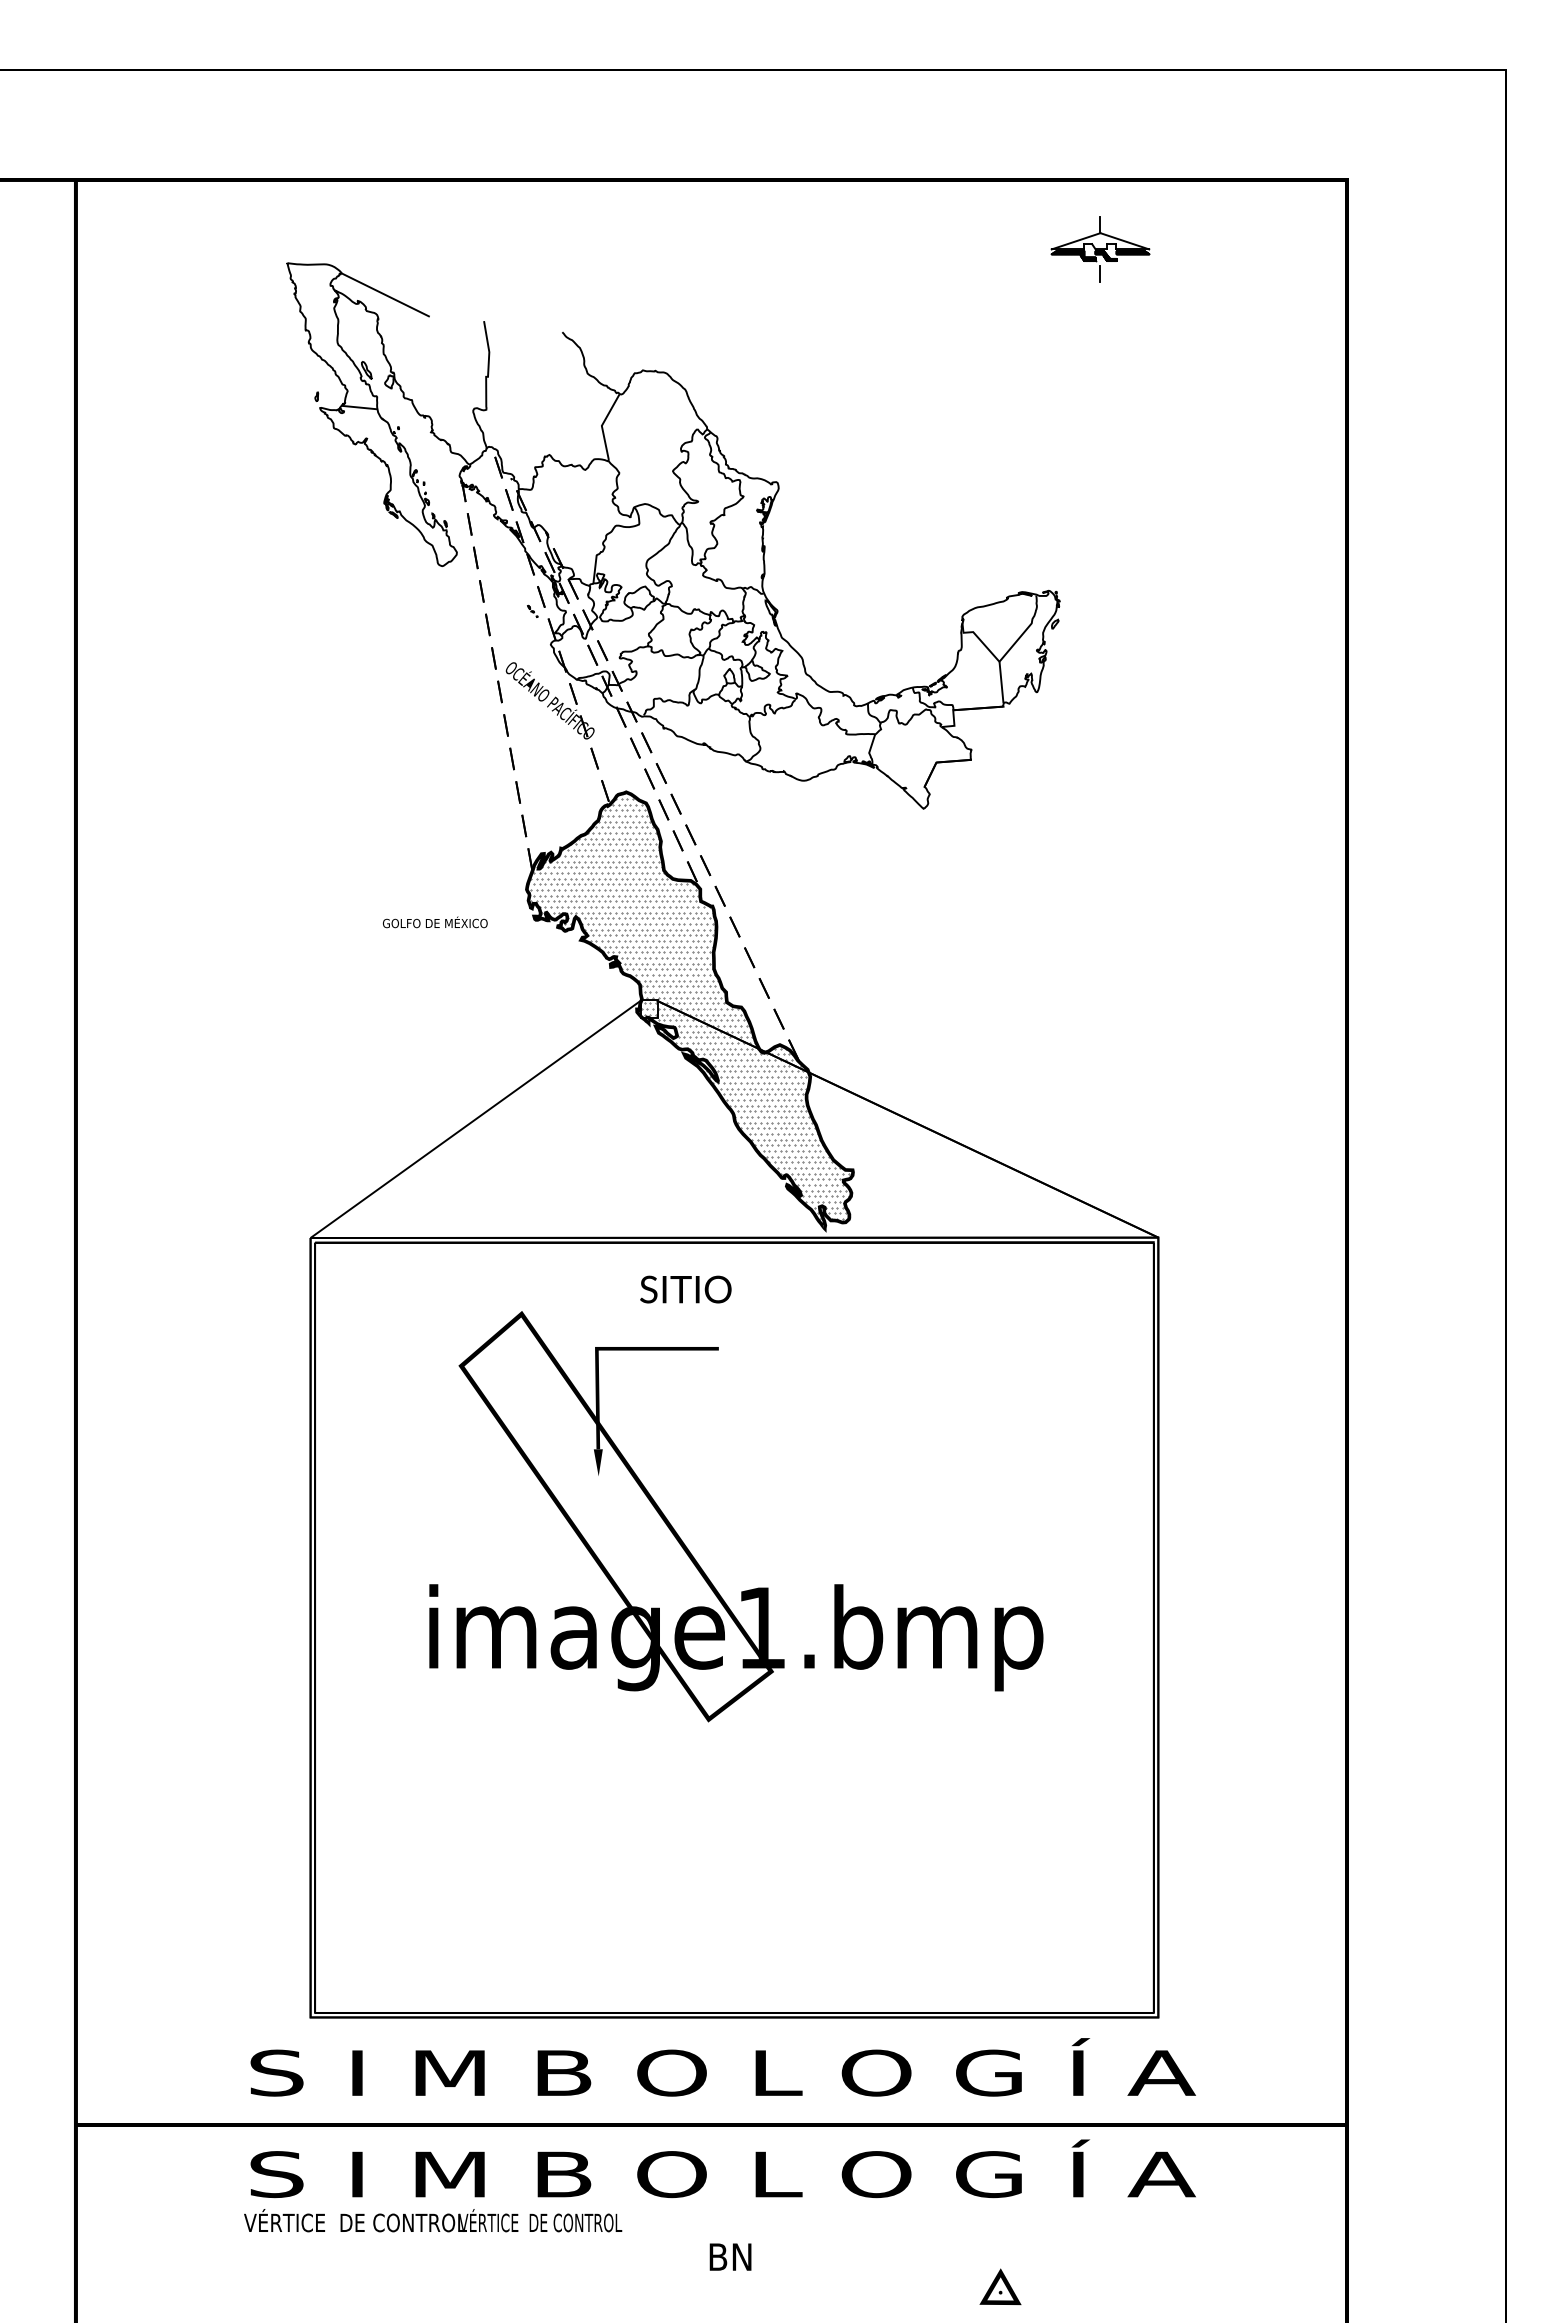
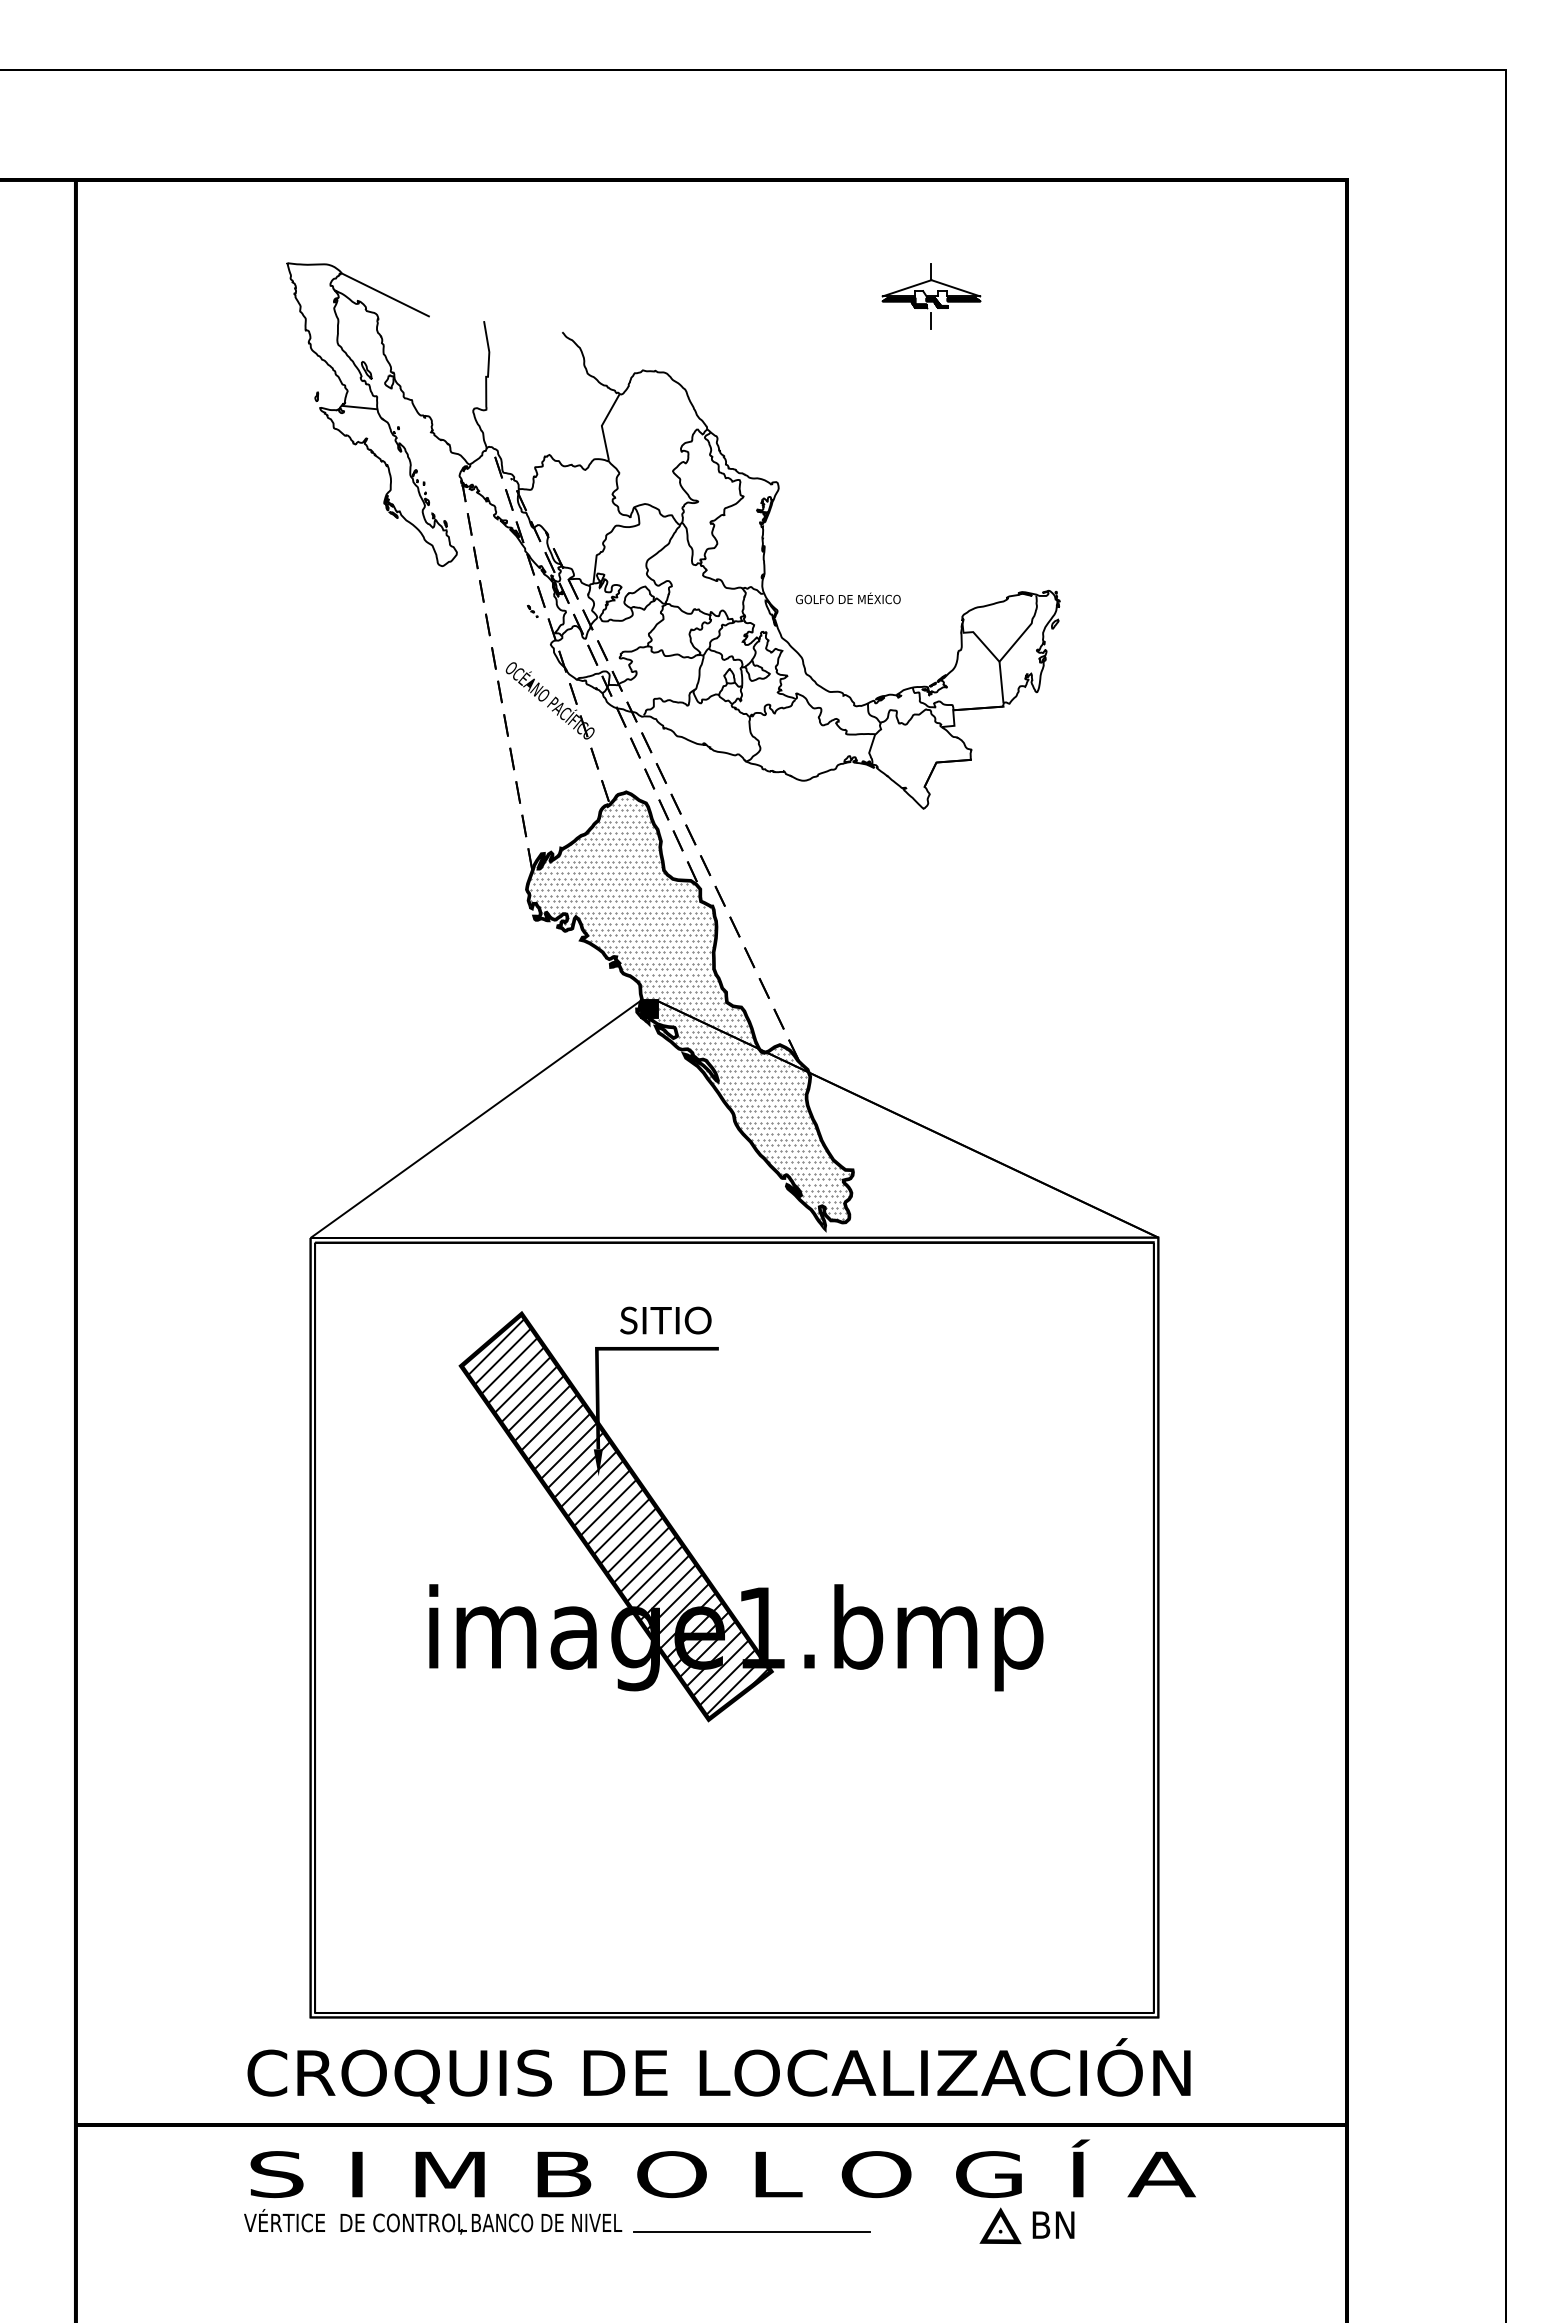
part position: (1100, 249) -> (931, 296) (931, 296)
text position: (434, 922) -> (847, 598) (847, 598)
fill: none -> present (649, 1008)
text position: (685, 1289) -> (665, 1320) (665, 1320)
hatch: none -> present (617, 1516)
text: S I M B O L O G Í A -> CROQUIS DE LOCALIZACIÓN (721, 2070)
text: VÉRTICE  DE CONTROL -> , BANCO DE NIVEL (538, 2221)
line: none -> present (751, 2232)
text position: (730, 2256) -> (1053, 2224) (1053, 2224)
part position: (1000, 2286) -> (1000, 2225) (1000, 2225)
